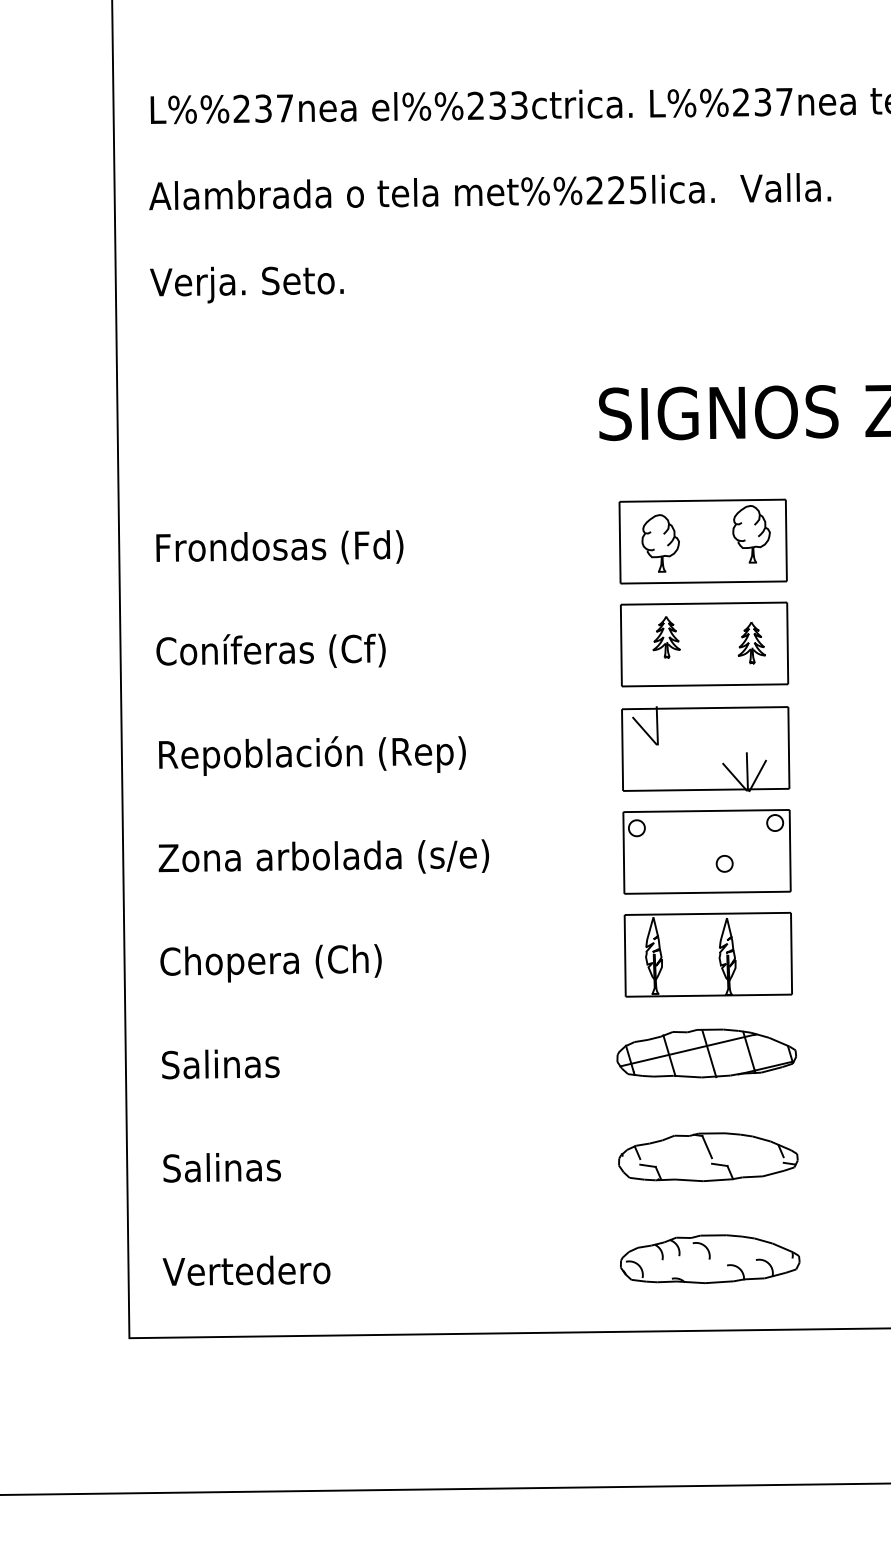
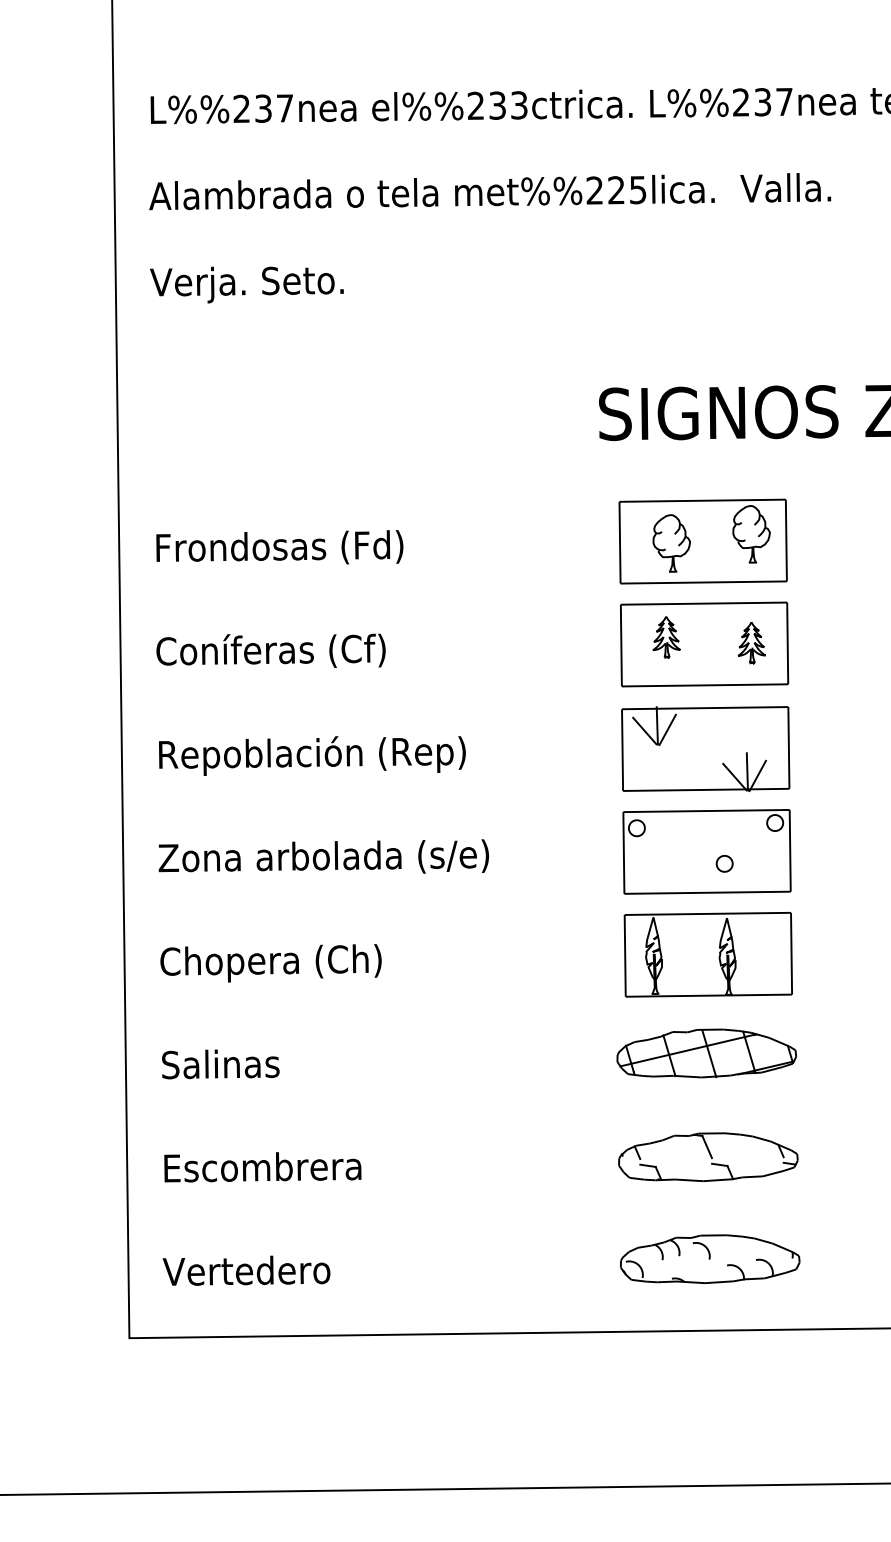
part position: (660, 543) -> (671, 543) (671, 543)
line: none -> present (667, 729)
text: Salinas -> Escombrera (262, 1167)
